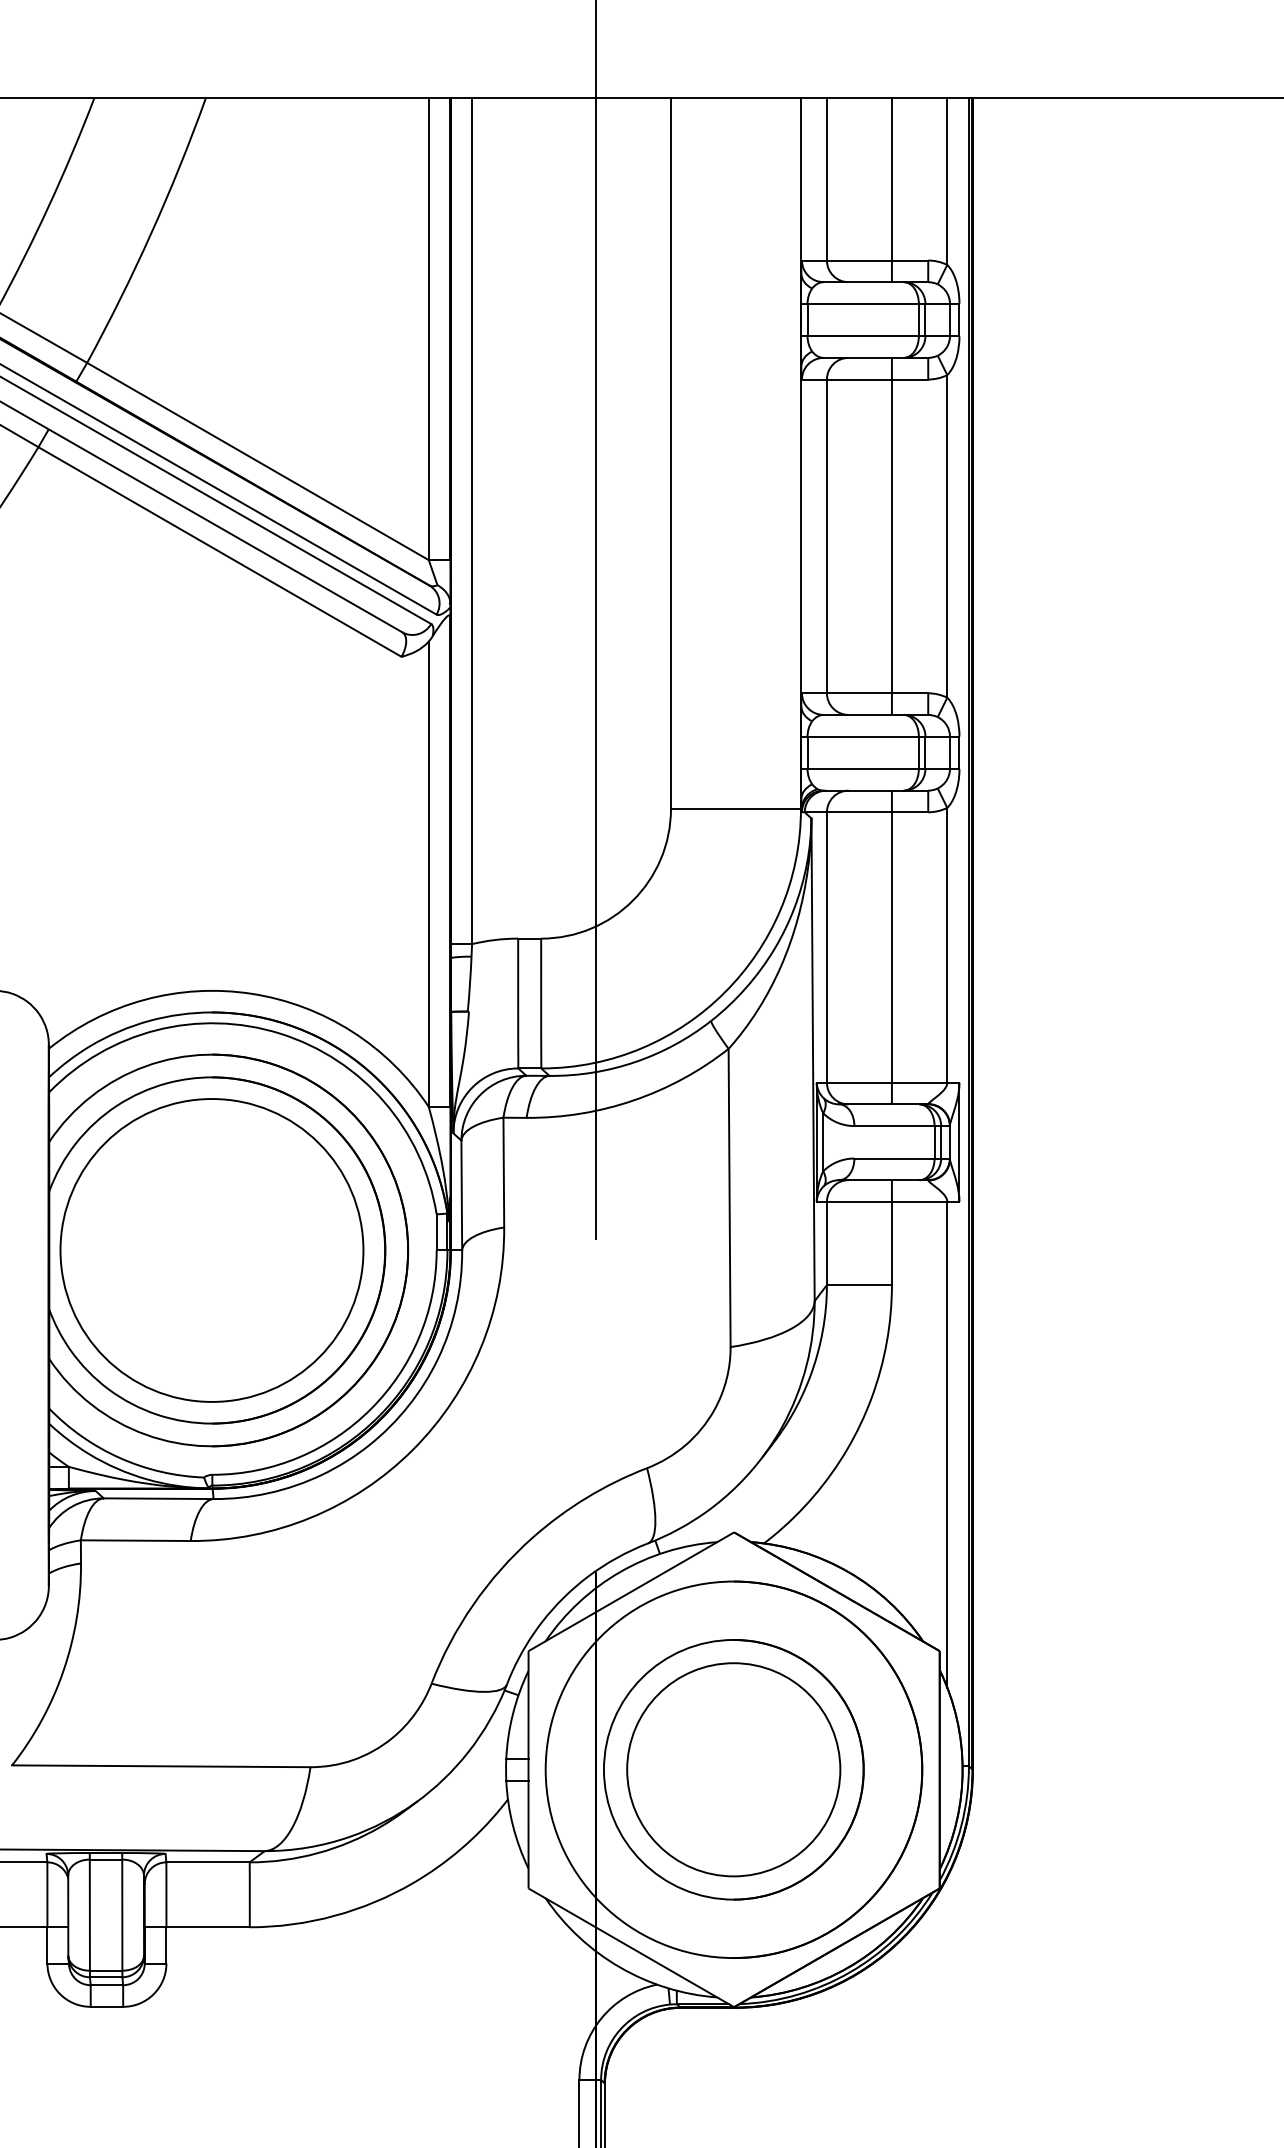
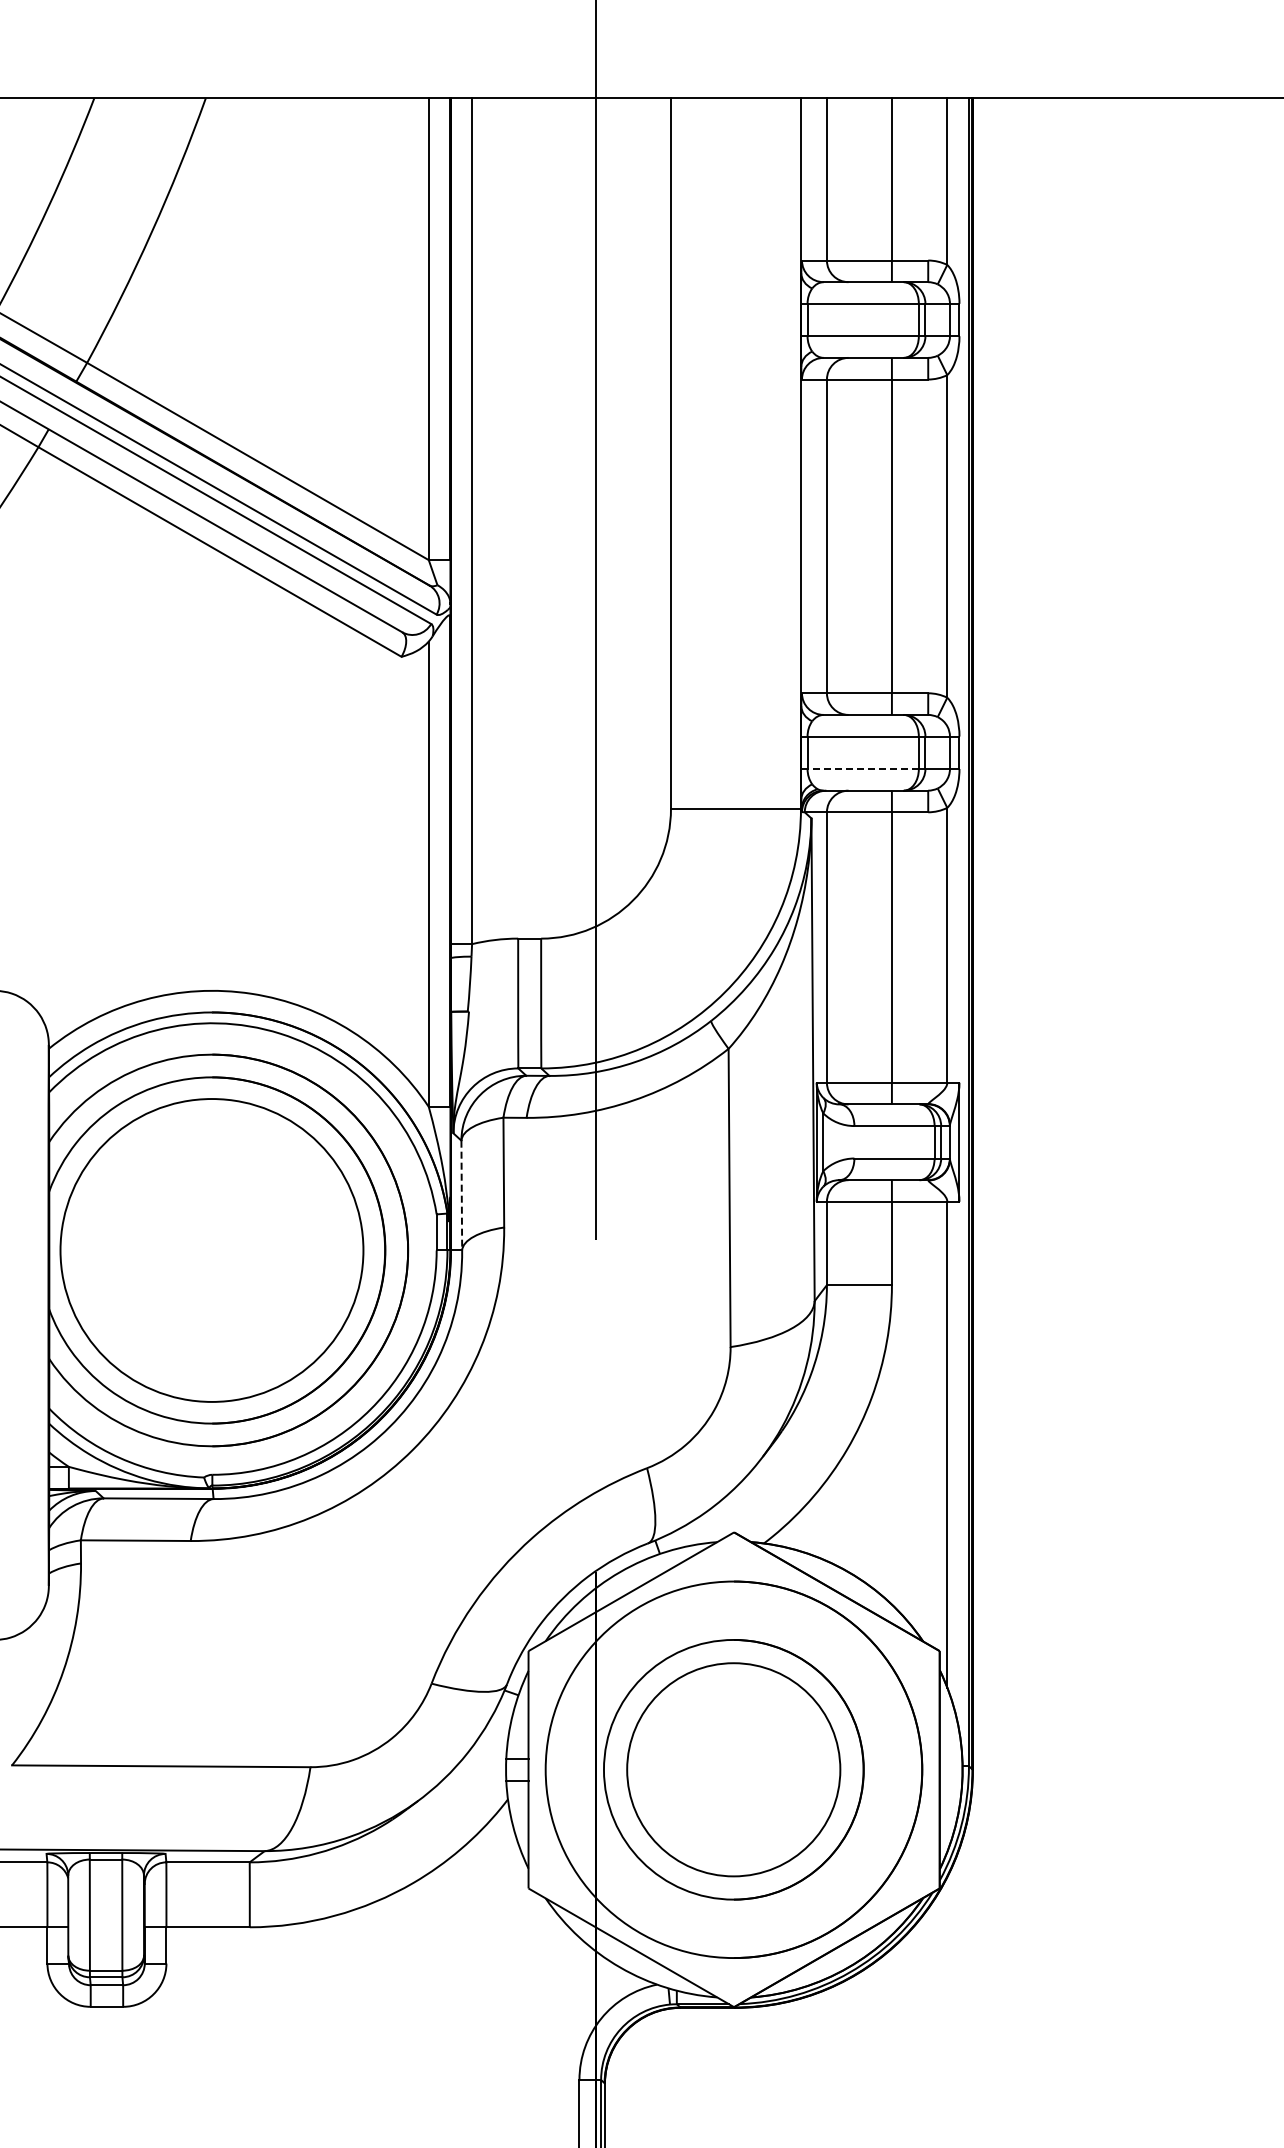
line: solid -> dashed (863, 769)
line: solid -> dashed (461, 1195)
